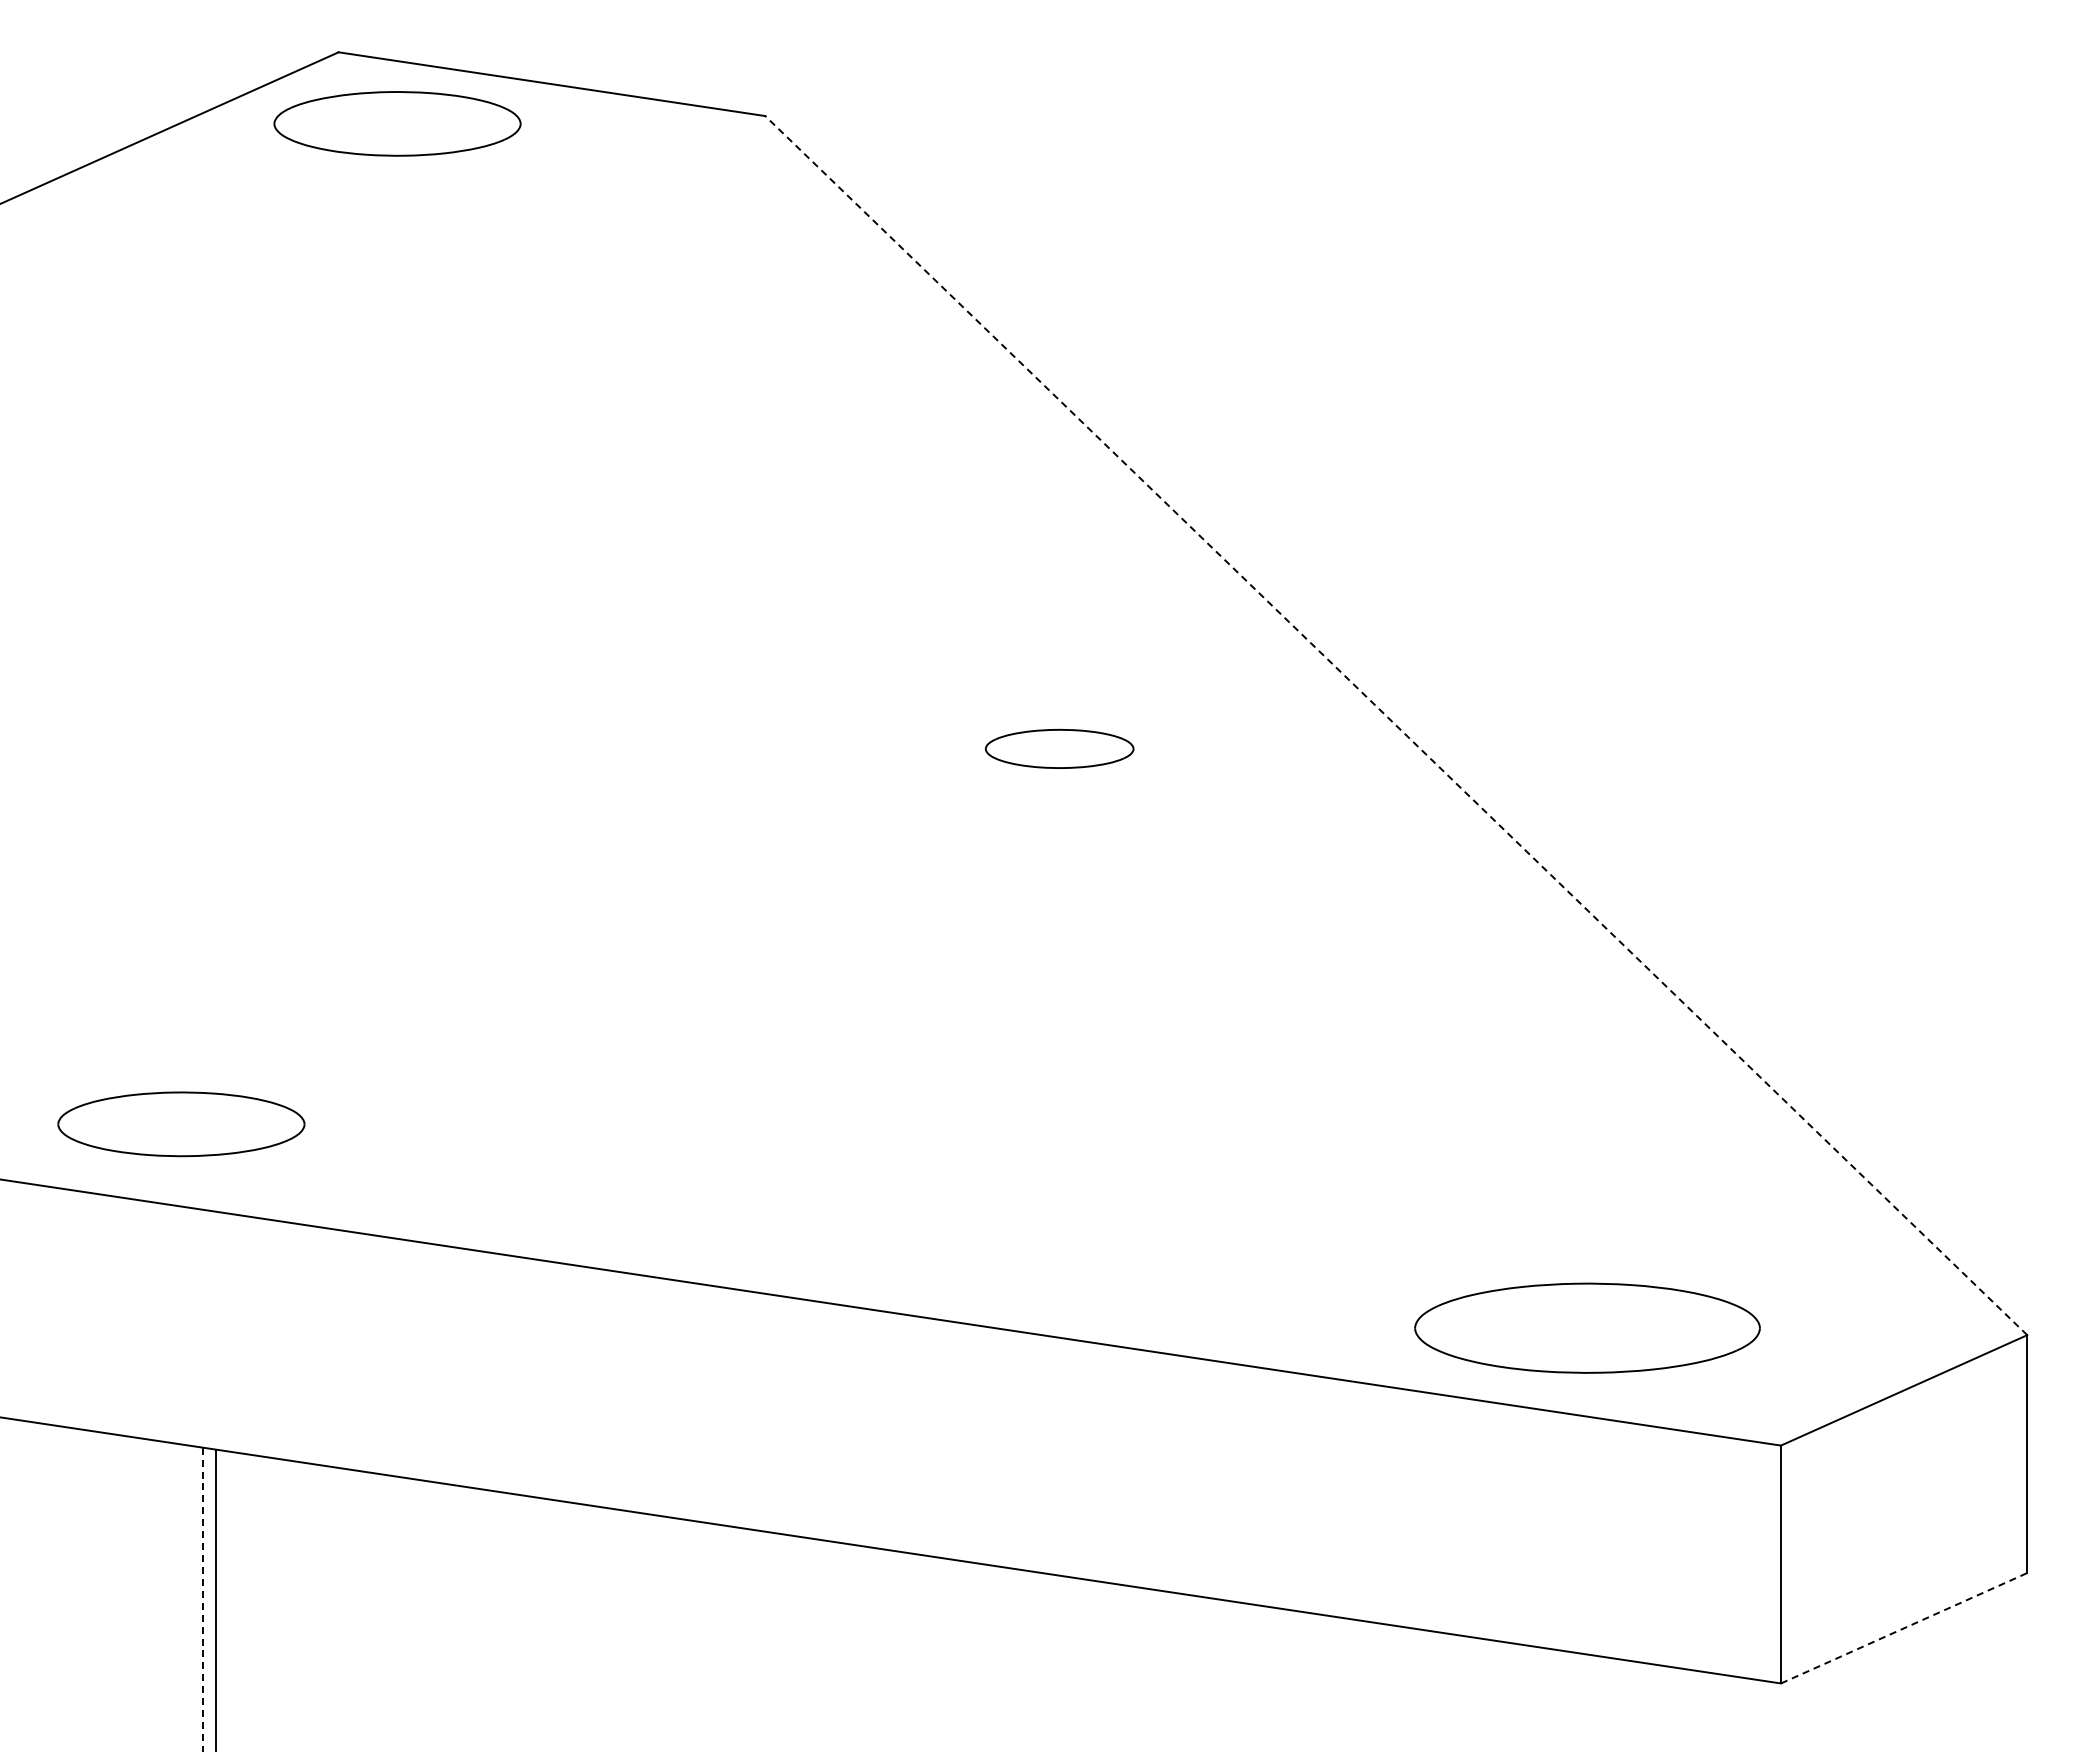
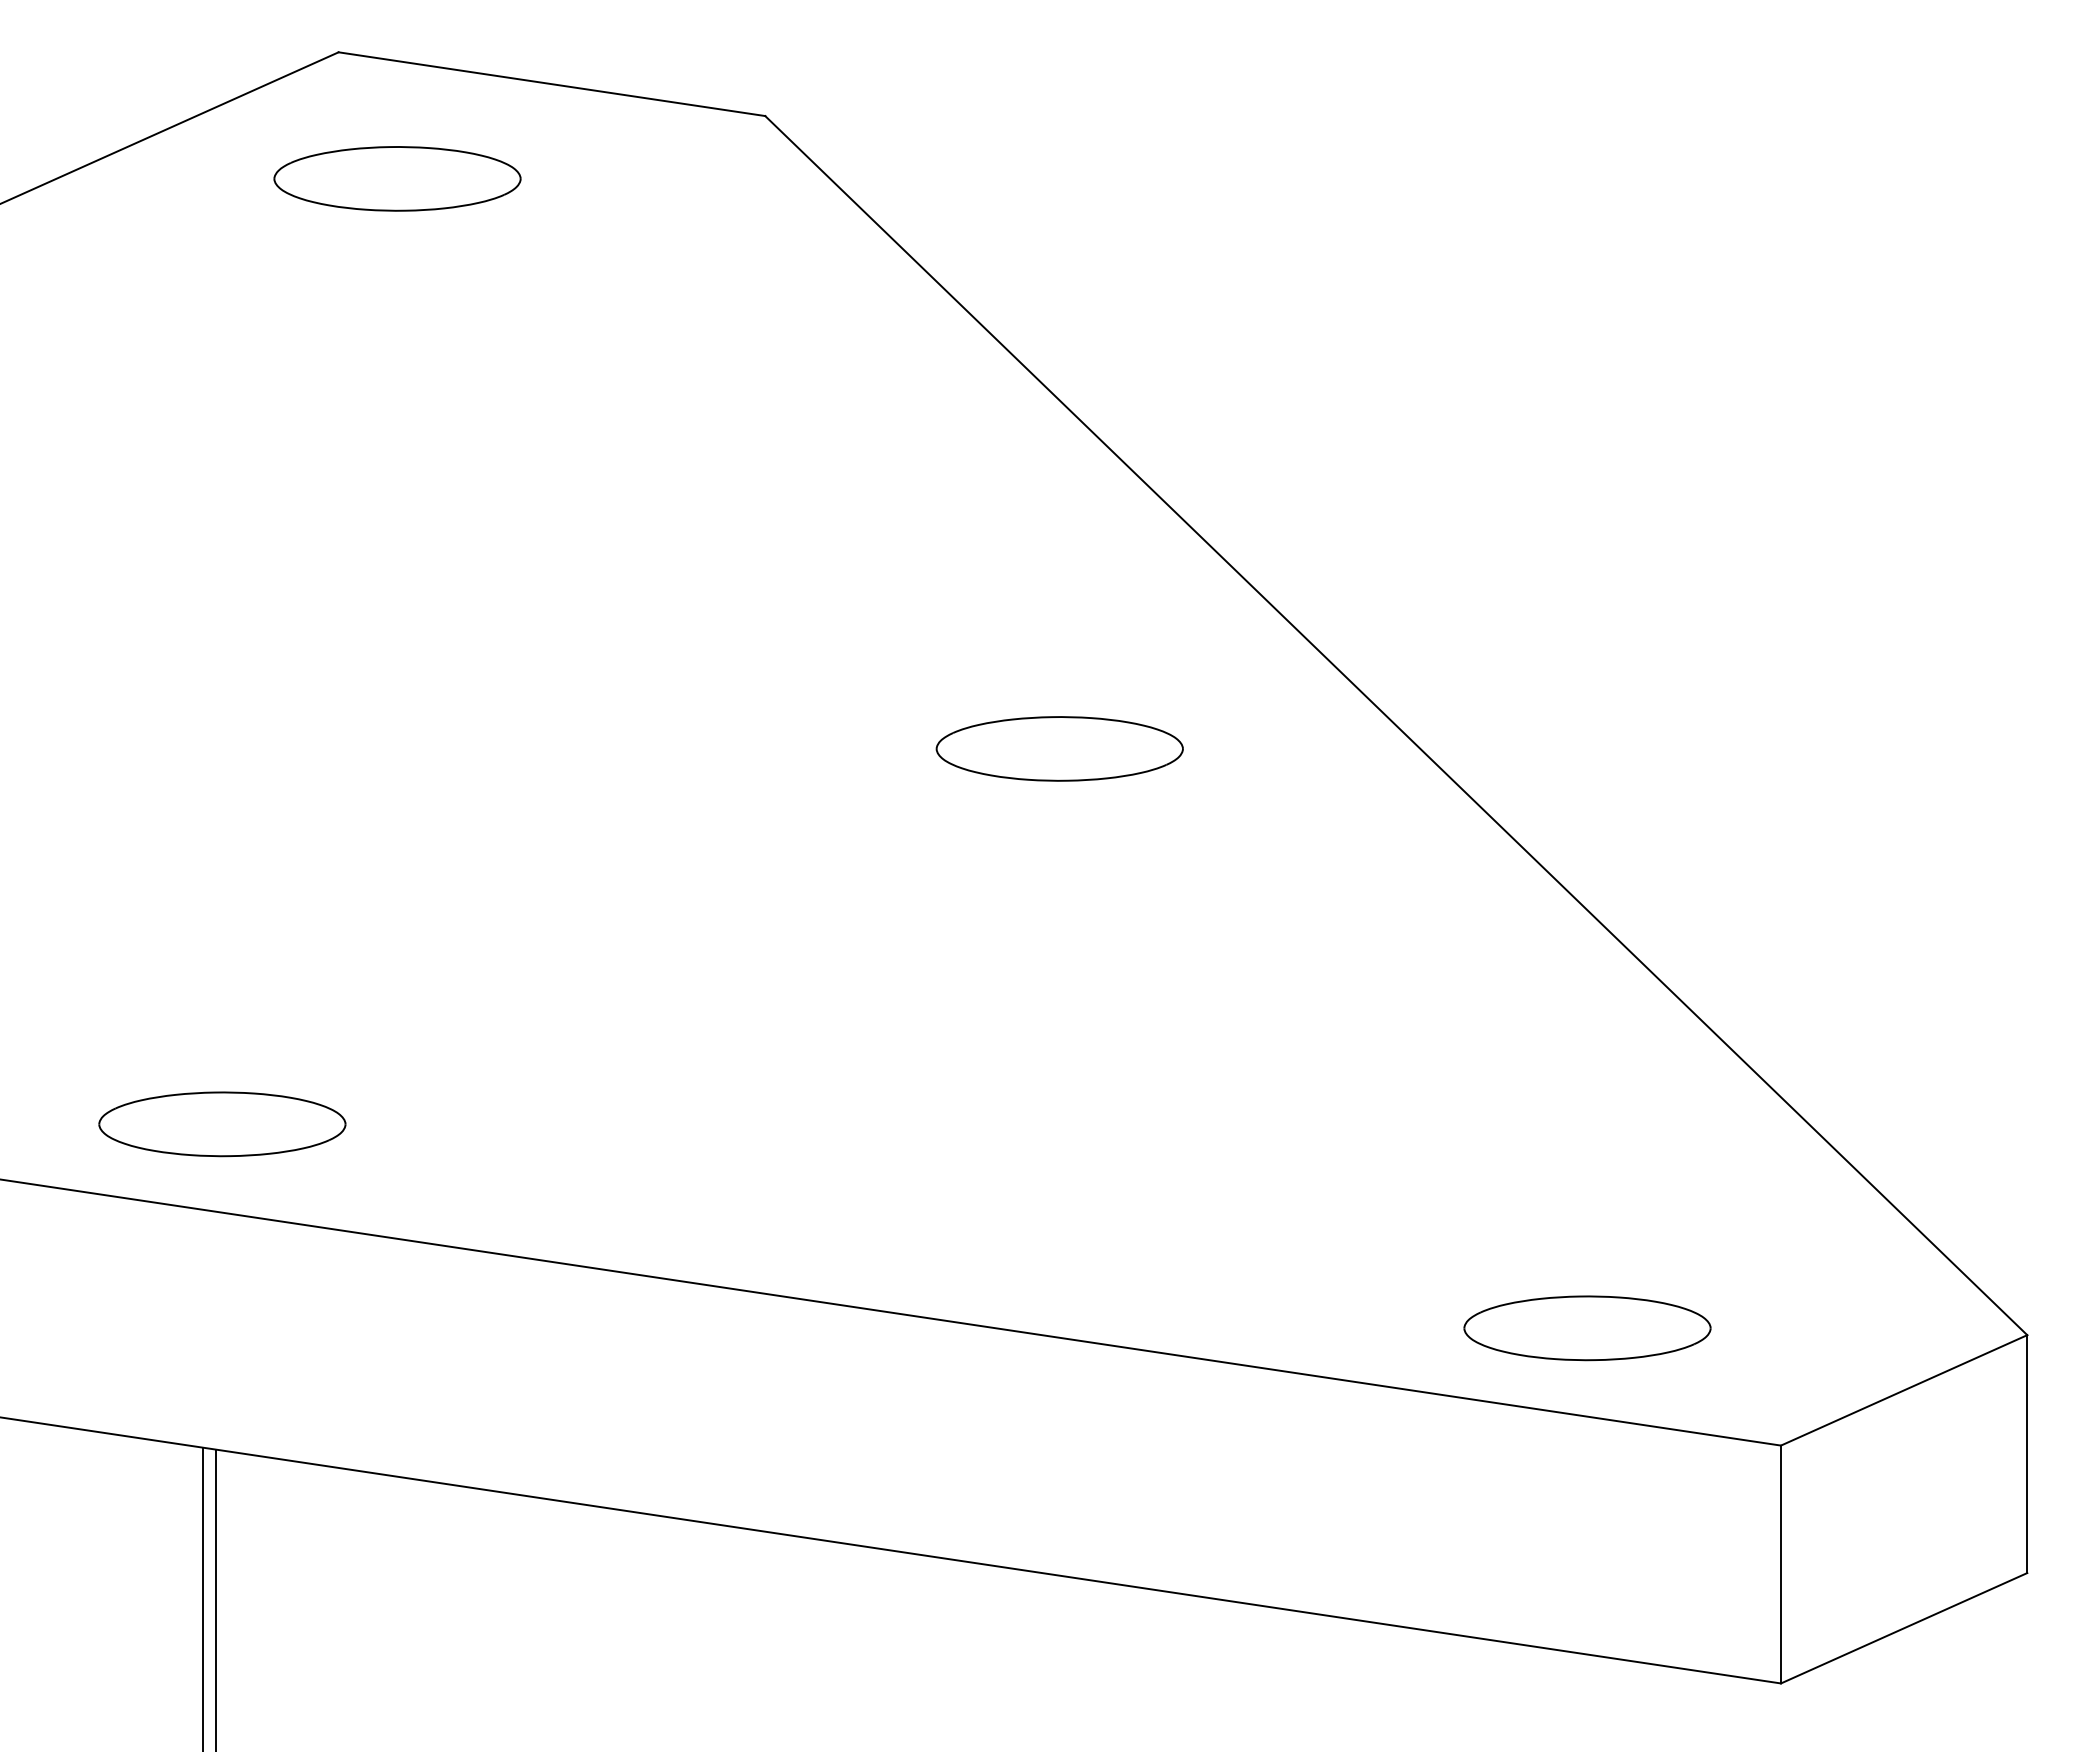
part position: (397, 123) -> (397, 178) (397, 178)
line: dashed -> solid (1395, 725)
part size: 150x41 px -> 249x66 px (1059, 748)
part position: (181, 1124) -> (222, 1124) (222, 1124)
part size: 347x92 px -> 249x67 px (1587, 1328)
line: dashed -> solid (203, 1599)
line: dashed -> solid (1904, 1628)
